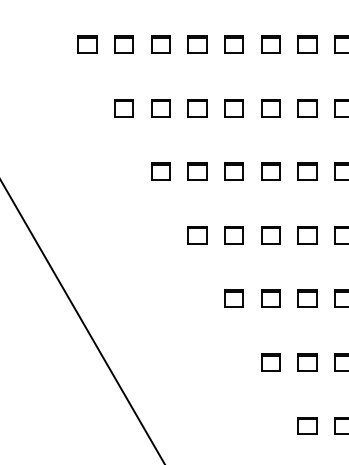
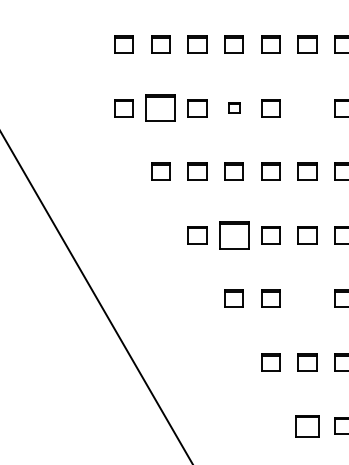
part: present -> none (87, 44)
part size: 20x19 px -> 31x28 px (160, 107)
part size: 20x19 px -> 13x12 px (234, 107)
part: present -> none (307, 108)
part size: 20x19 px -> 31x29 px (234, 235)
part: present -> none (307, 298)
line position: (82, 322) -> (96, 297) (96, 297)
part size: 21x18 px -> 25x23 px (307, 426)
